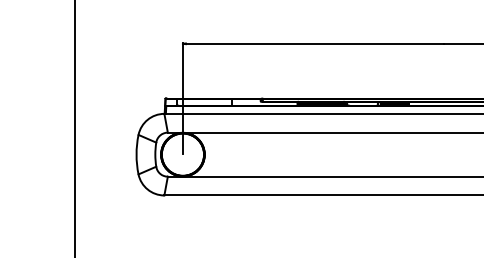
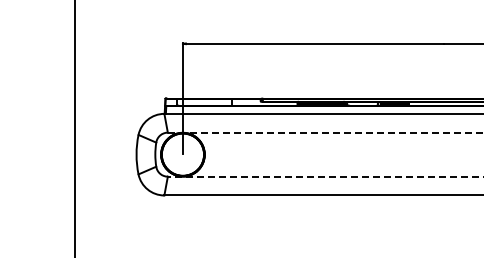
line: solid -> dashed (325, 132)
line: solid -> dashed (325, 176)
